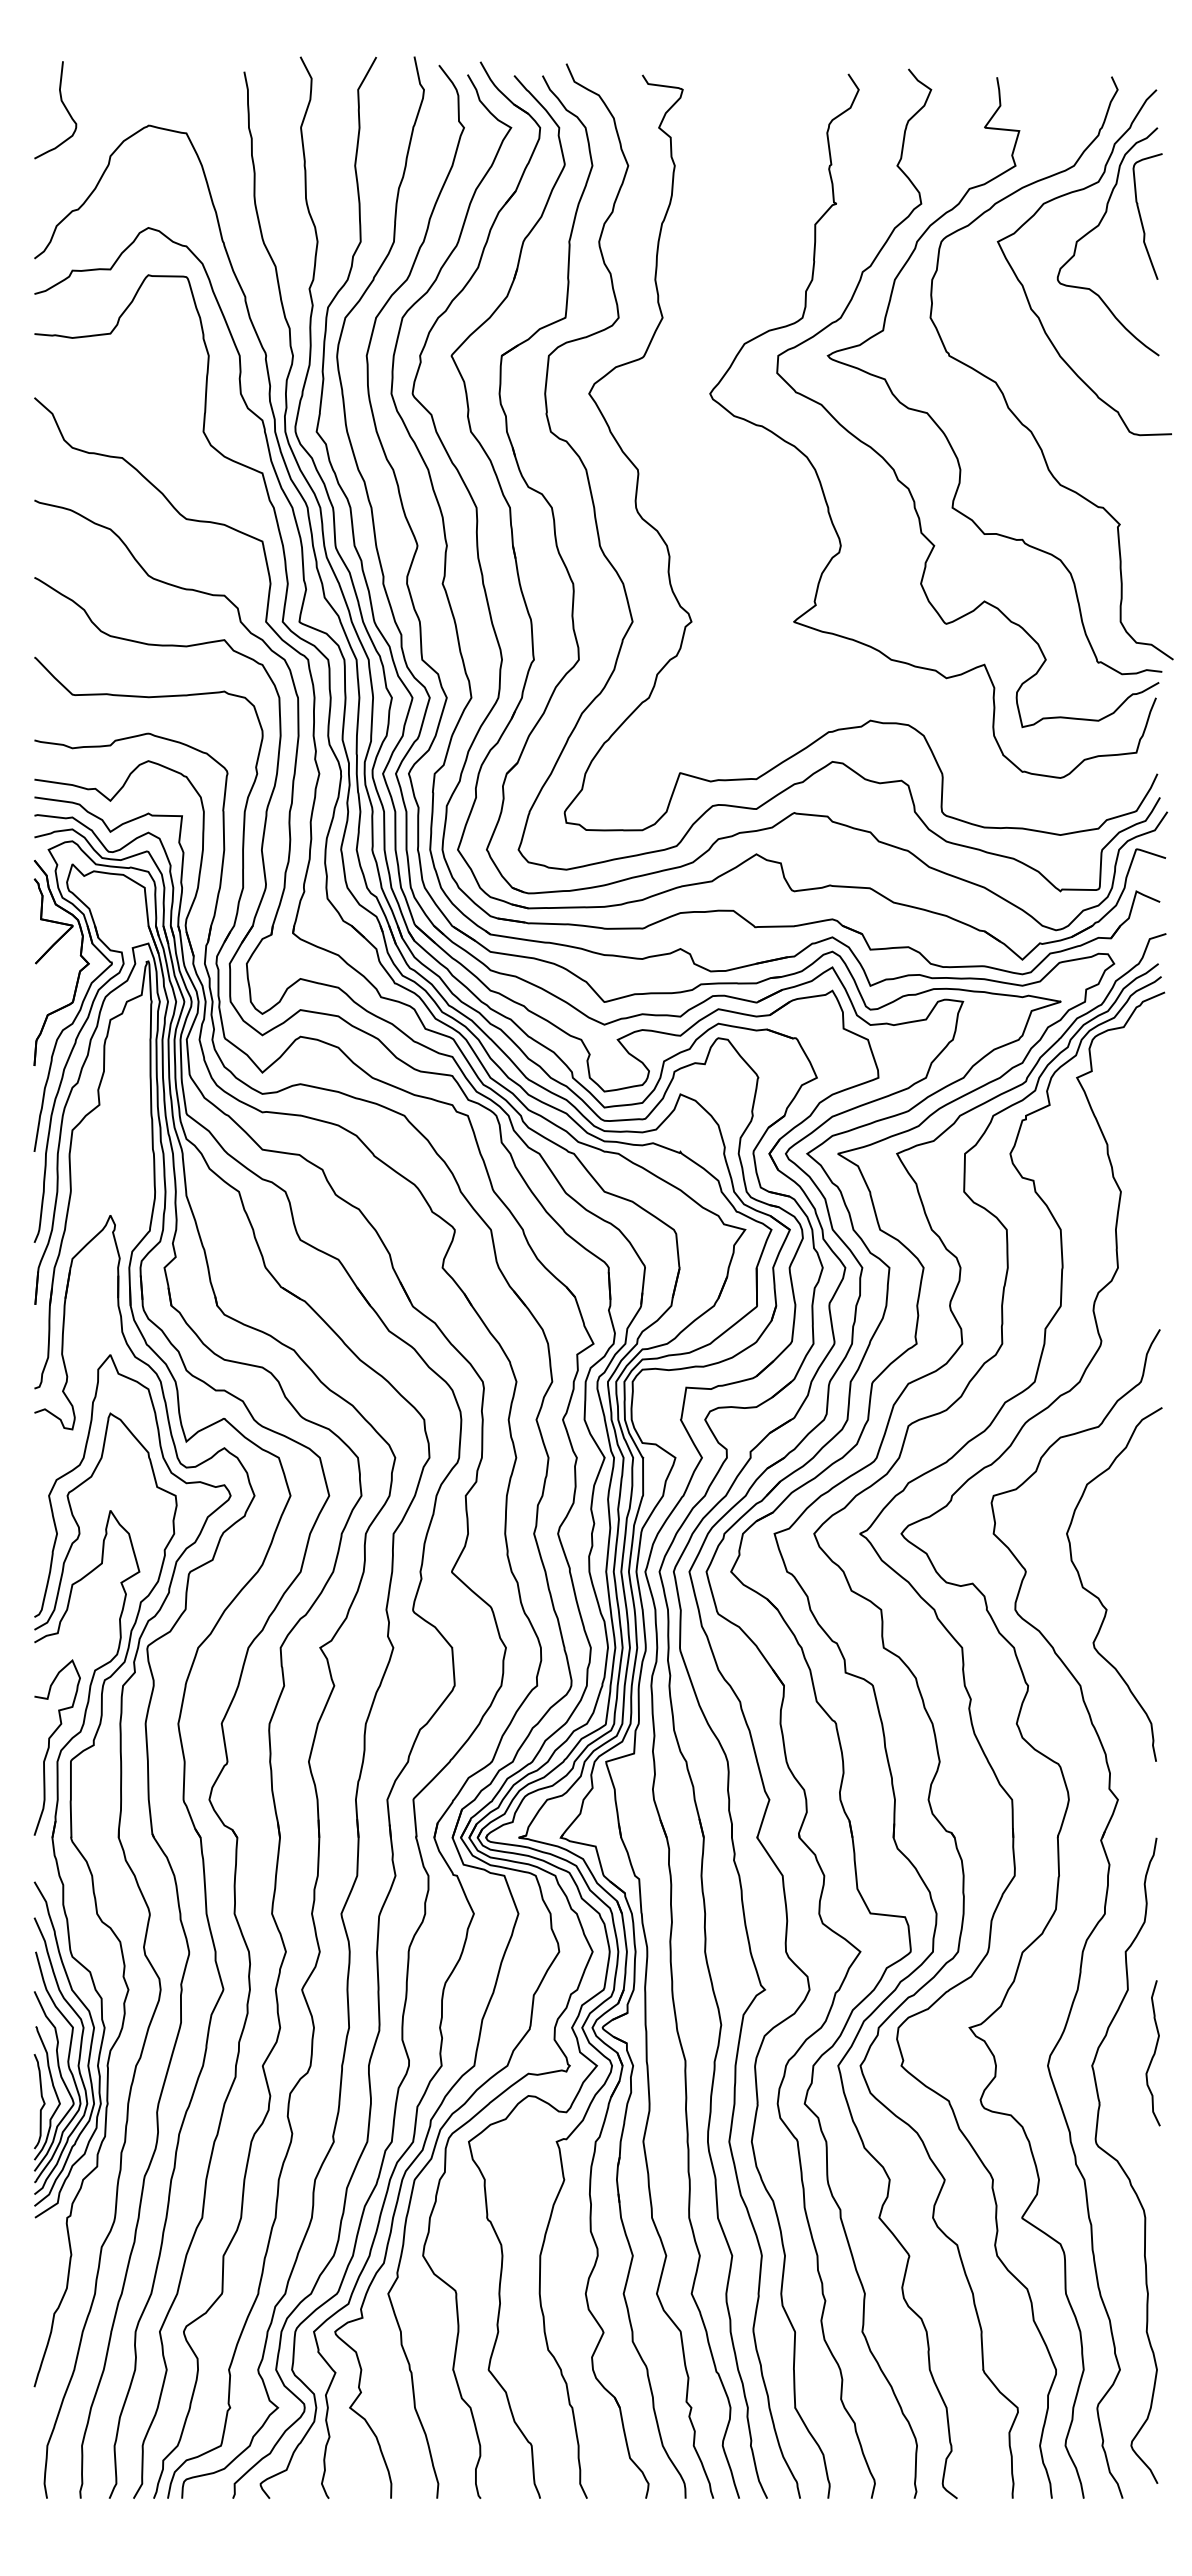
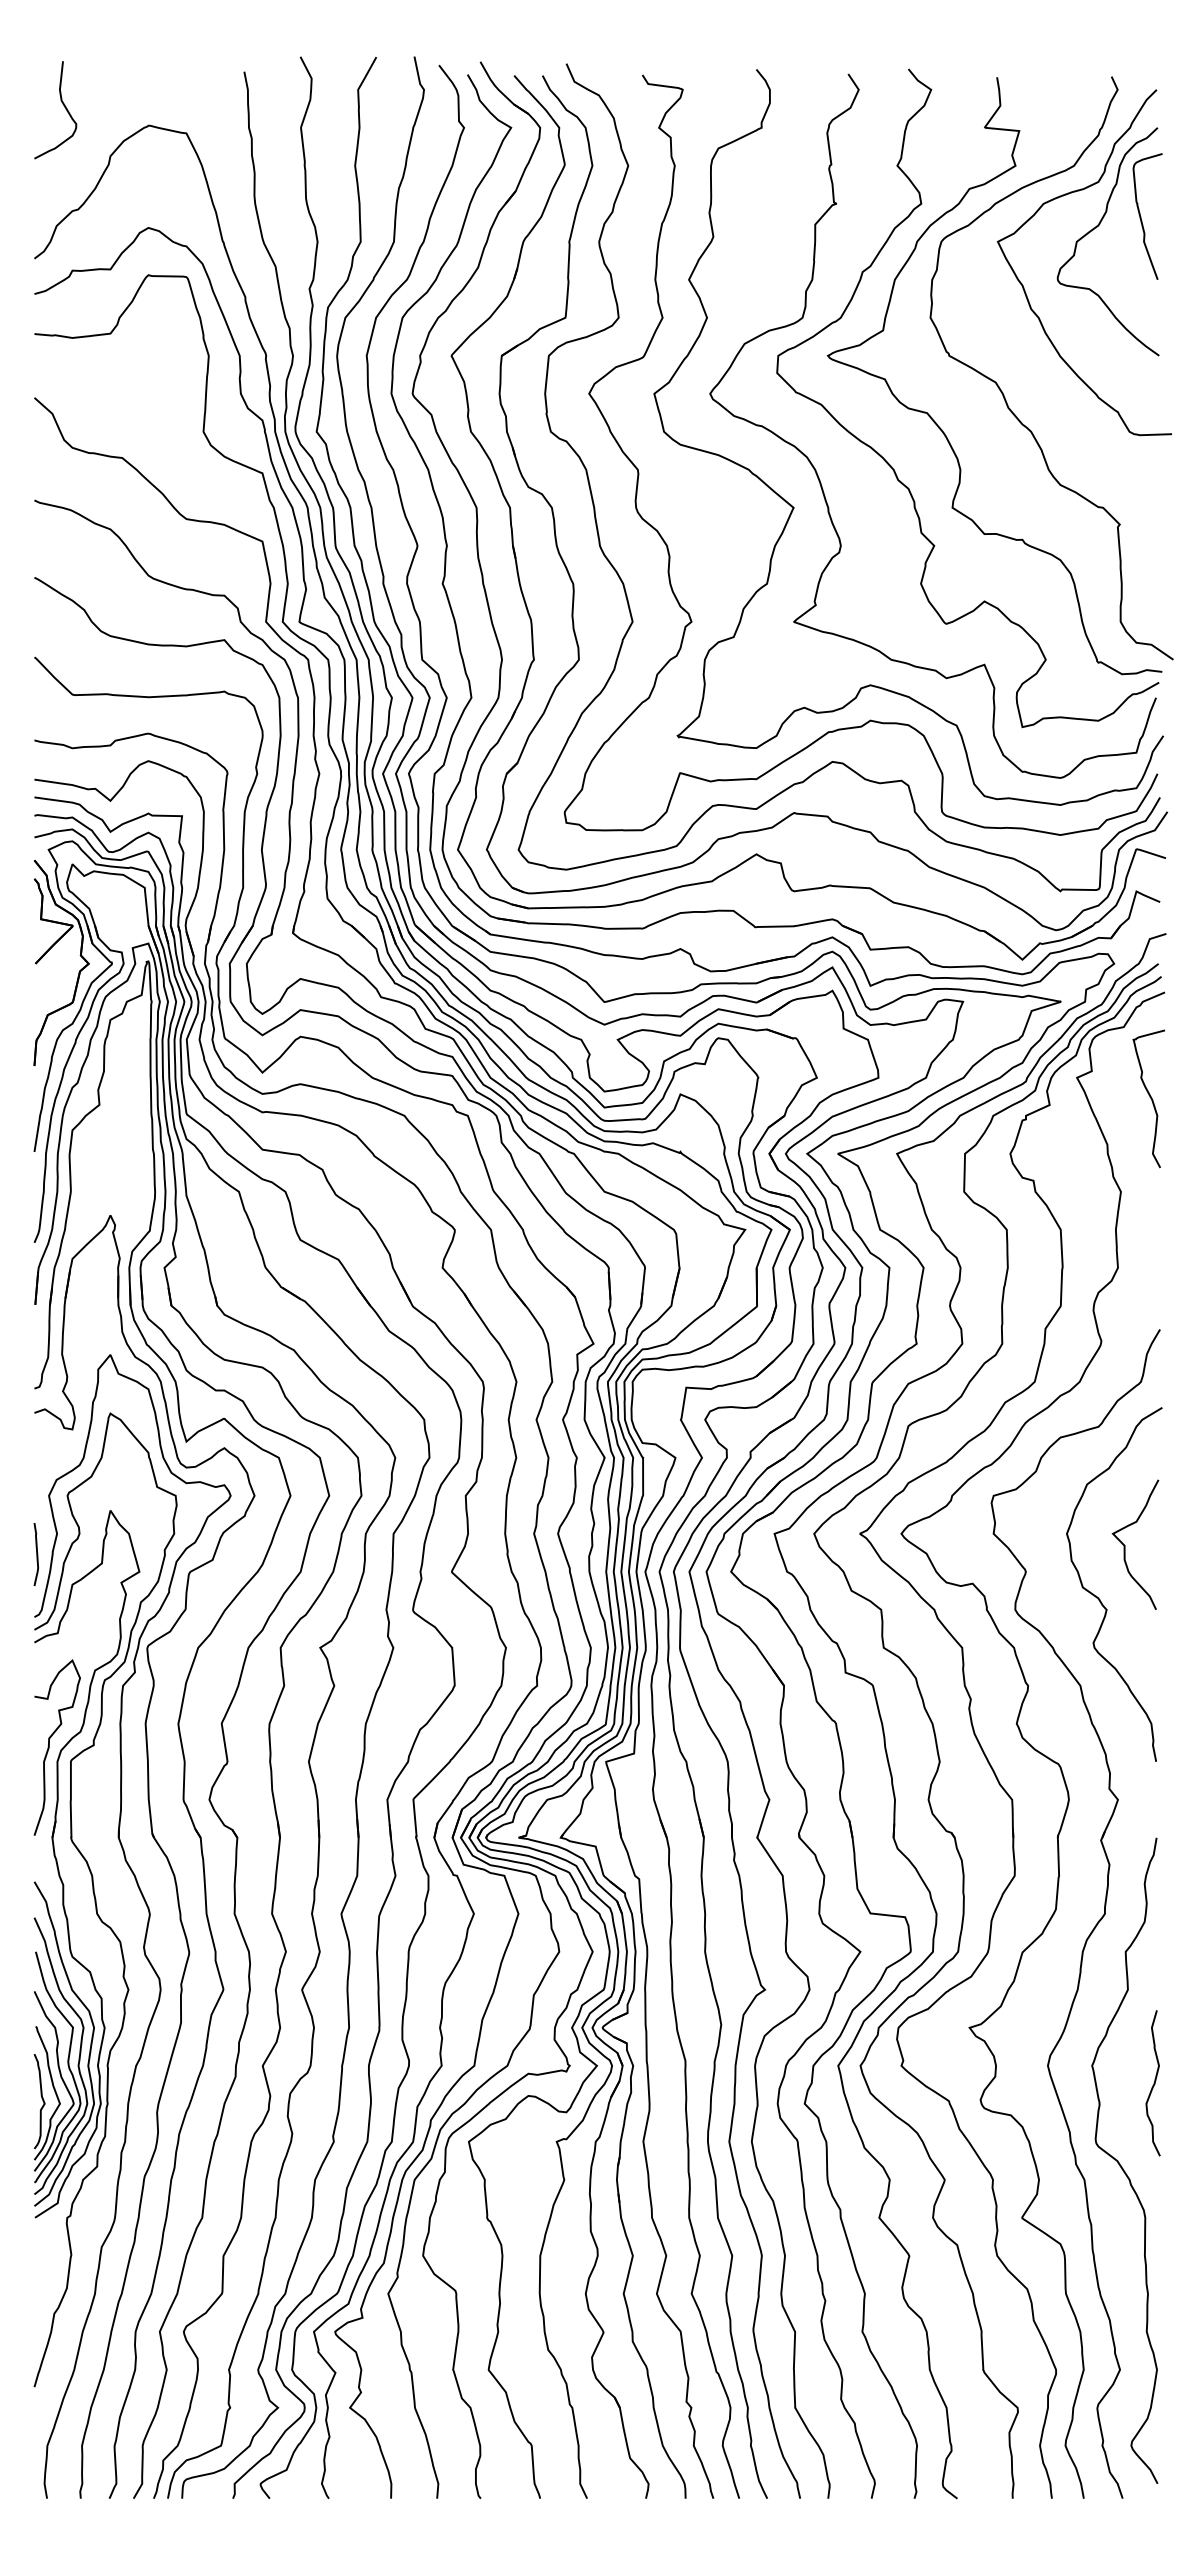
curve: none -> present (794, 507)
curve: none -> present (1149, 1097)
curve: none -> present (1125, 1545)
curve: none -> present (36, 1554)
curve position: (1153, 2053) -> (1153, 2083) (1153, 2083)
